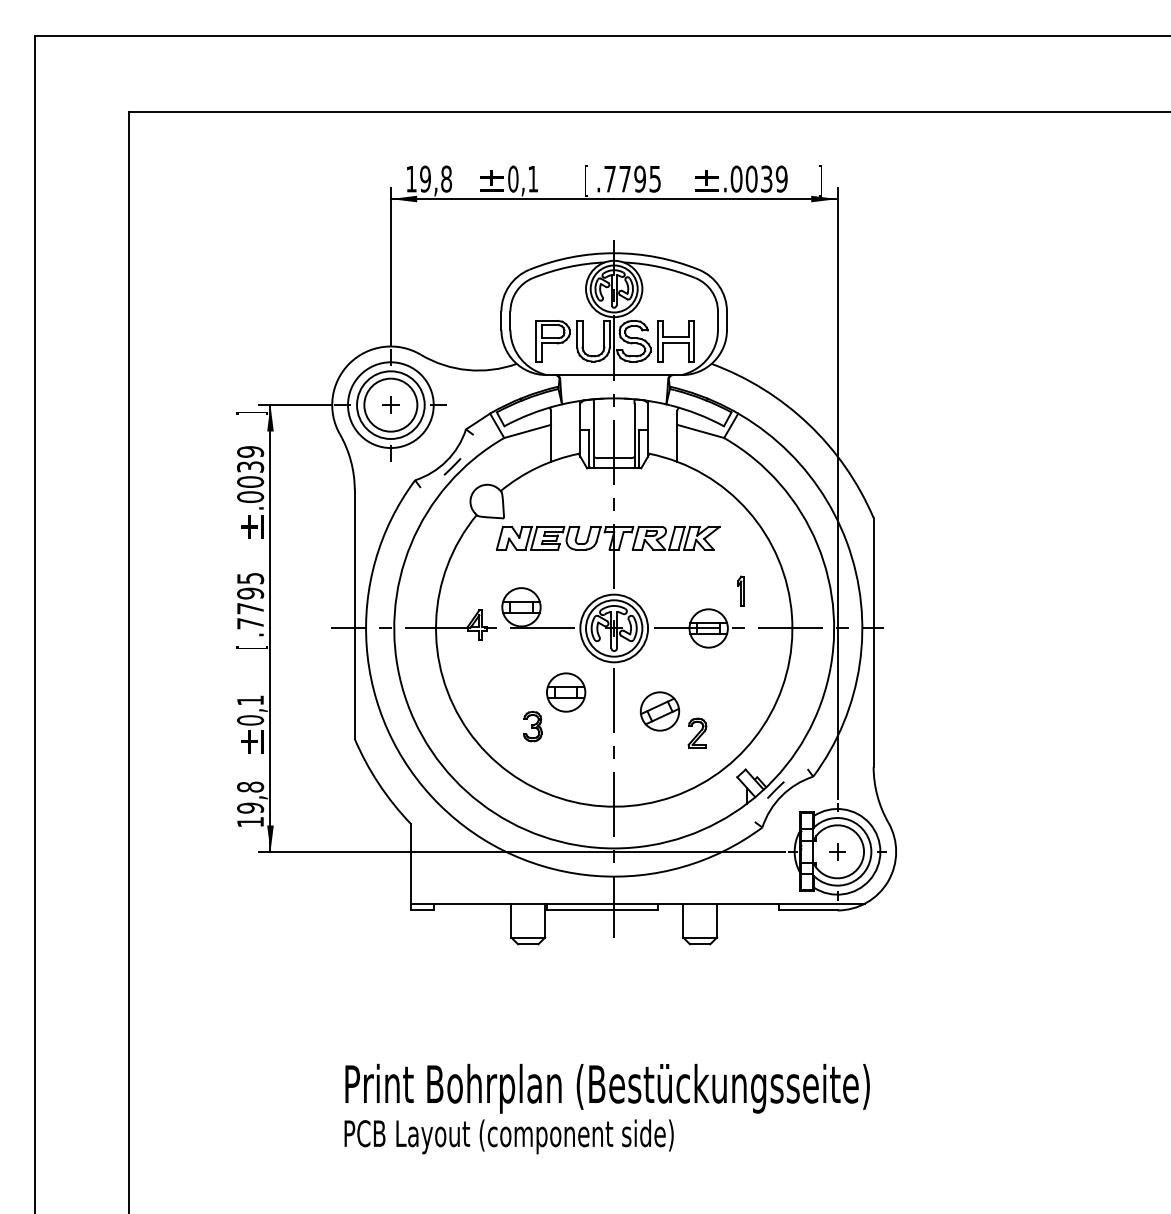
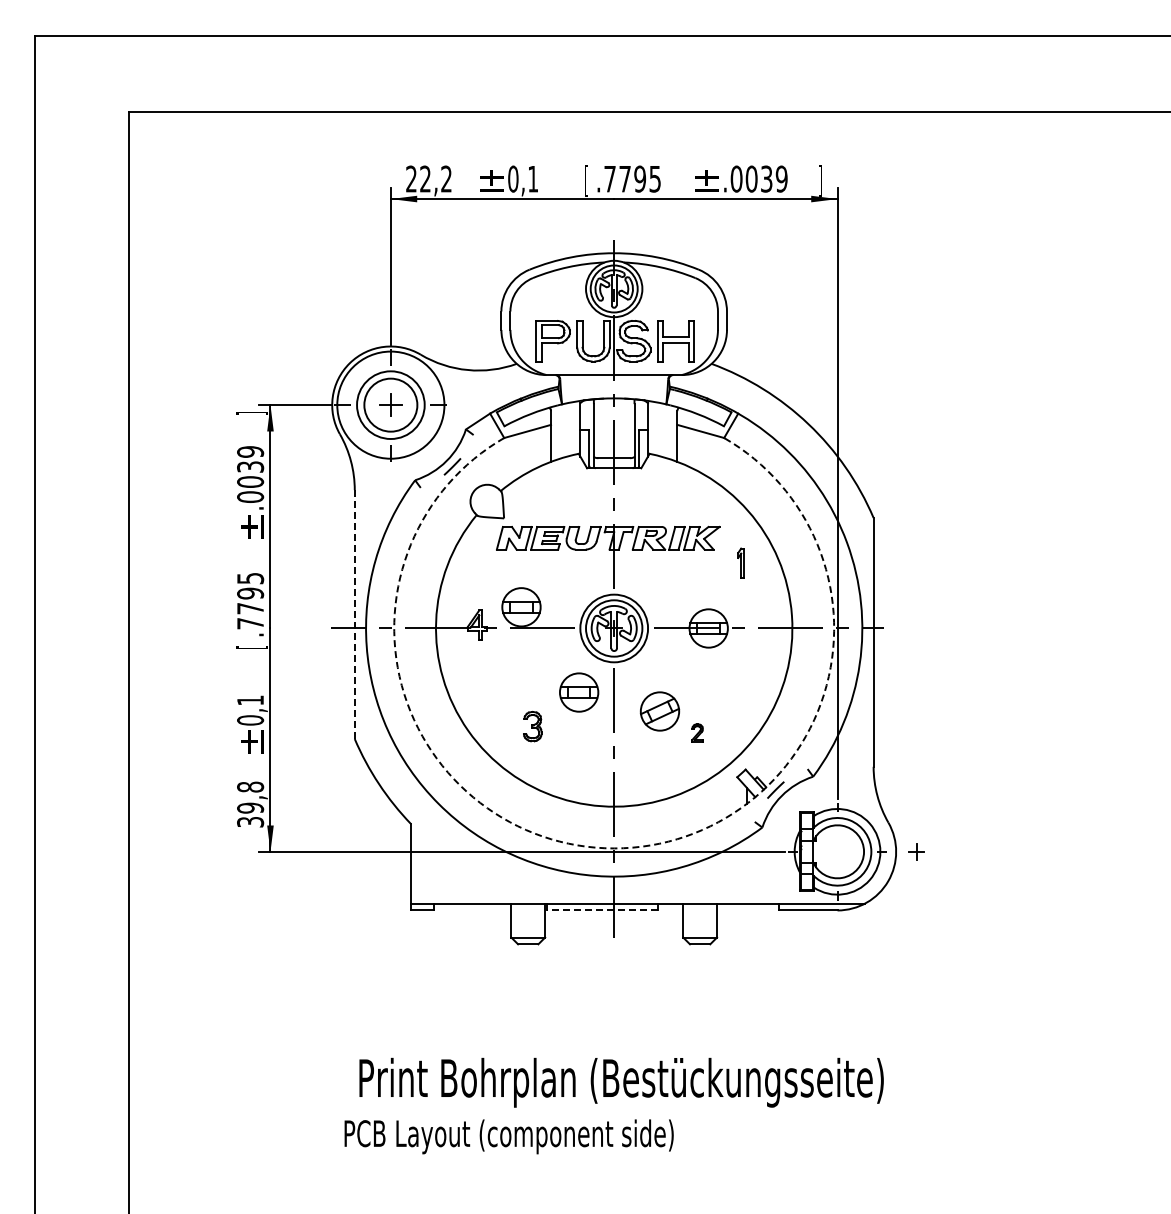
text: 19,8 -> 22,2 (429, 178)
part size: 18x18 px -> 24x24 px (390, 404)
circle diameter: 86 px -> 107 px (390, 404)
part position: (740, 590) -> (740, 562) (740, 562)
line: solid -> dashed (354, 615)
part position: (566, 692) -> (579, 692) (579, 692)
part size: 21x32 px -> 13x20 px (697, 732)
text: 19,8 -> 39,8 (250, 822)
arc: solid -> dashed (614, 848)
part position: (837, 851) -> (916, 851) (916, 851)
line: solid -> dashed (602, 910)
text position: (607, 1088) -> (621, 1082) (621, 1082)
